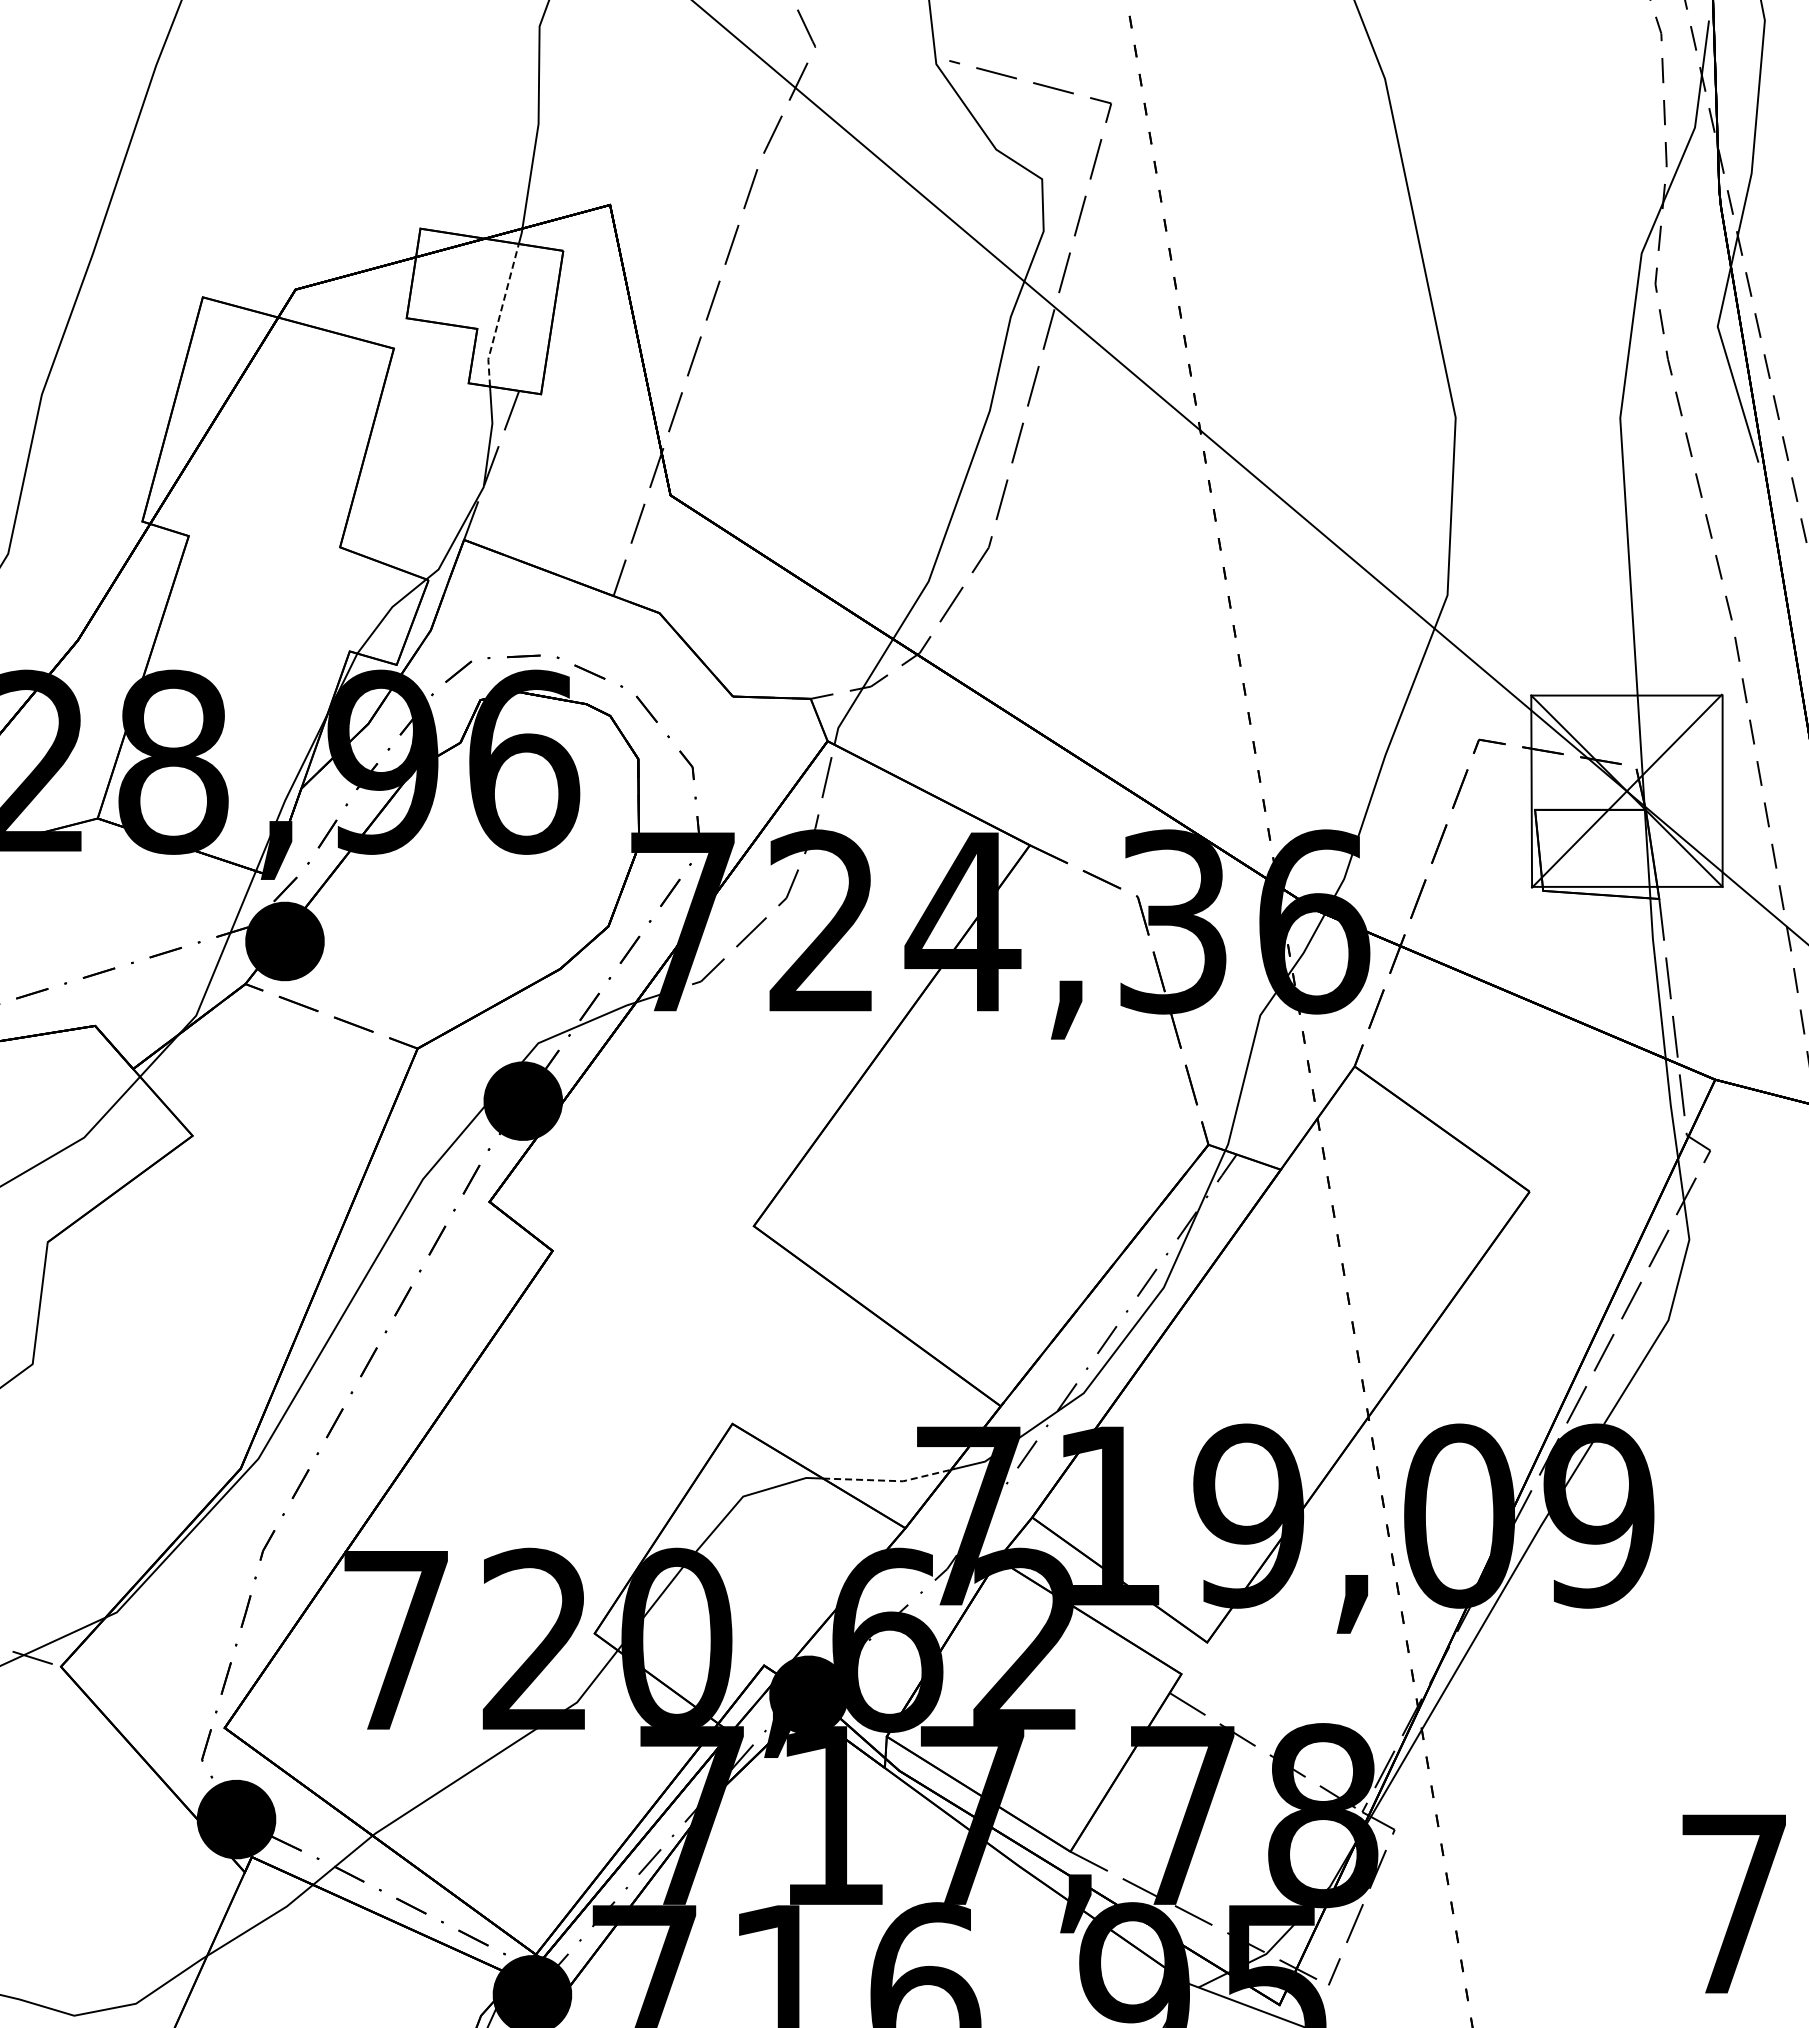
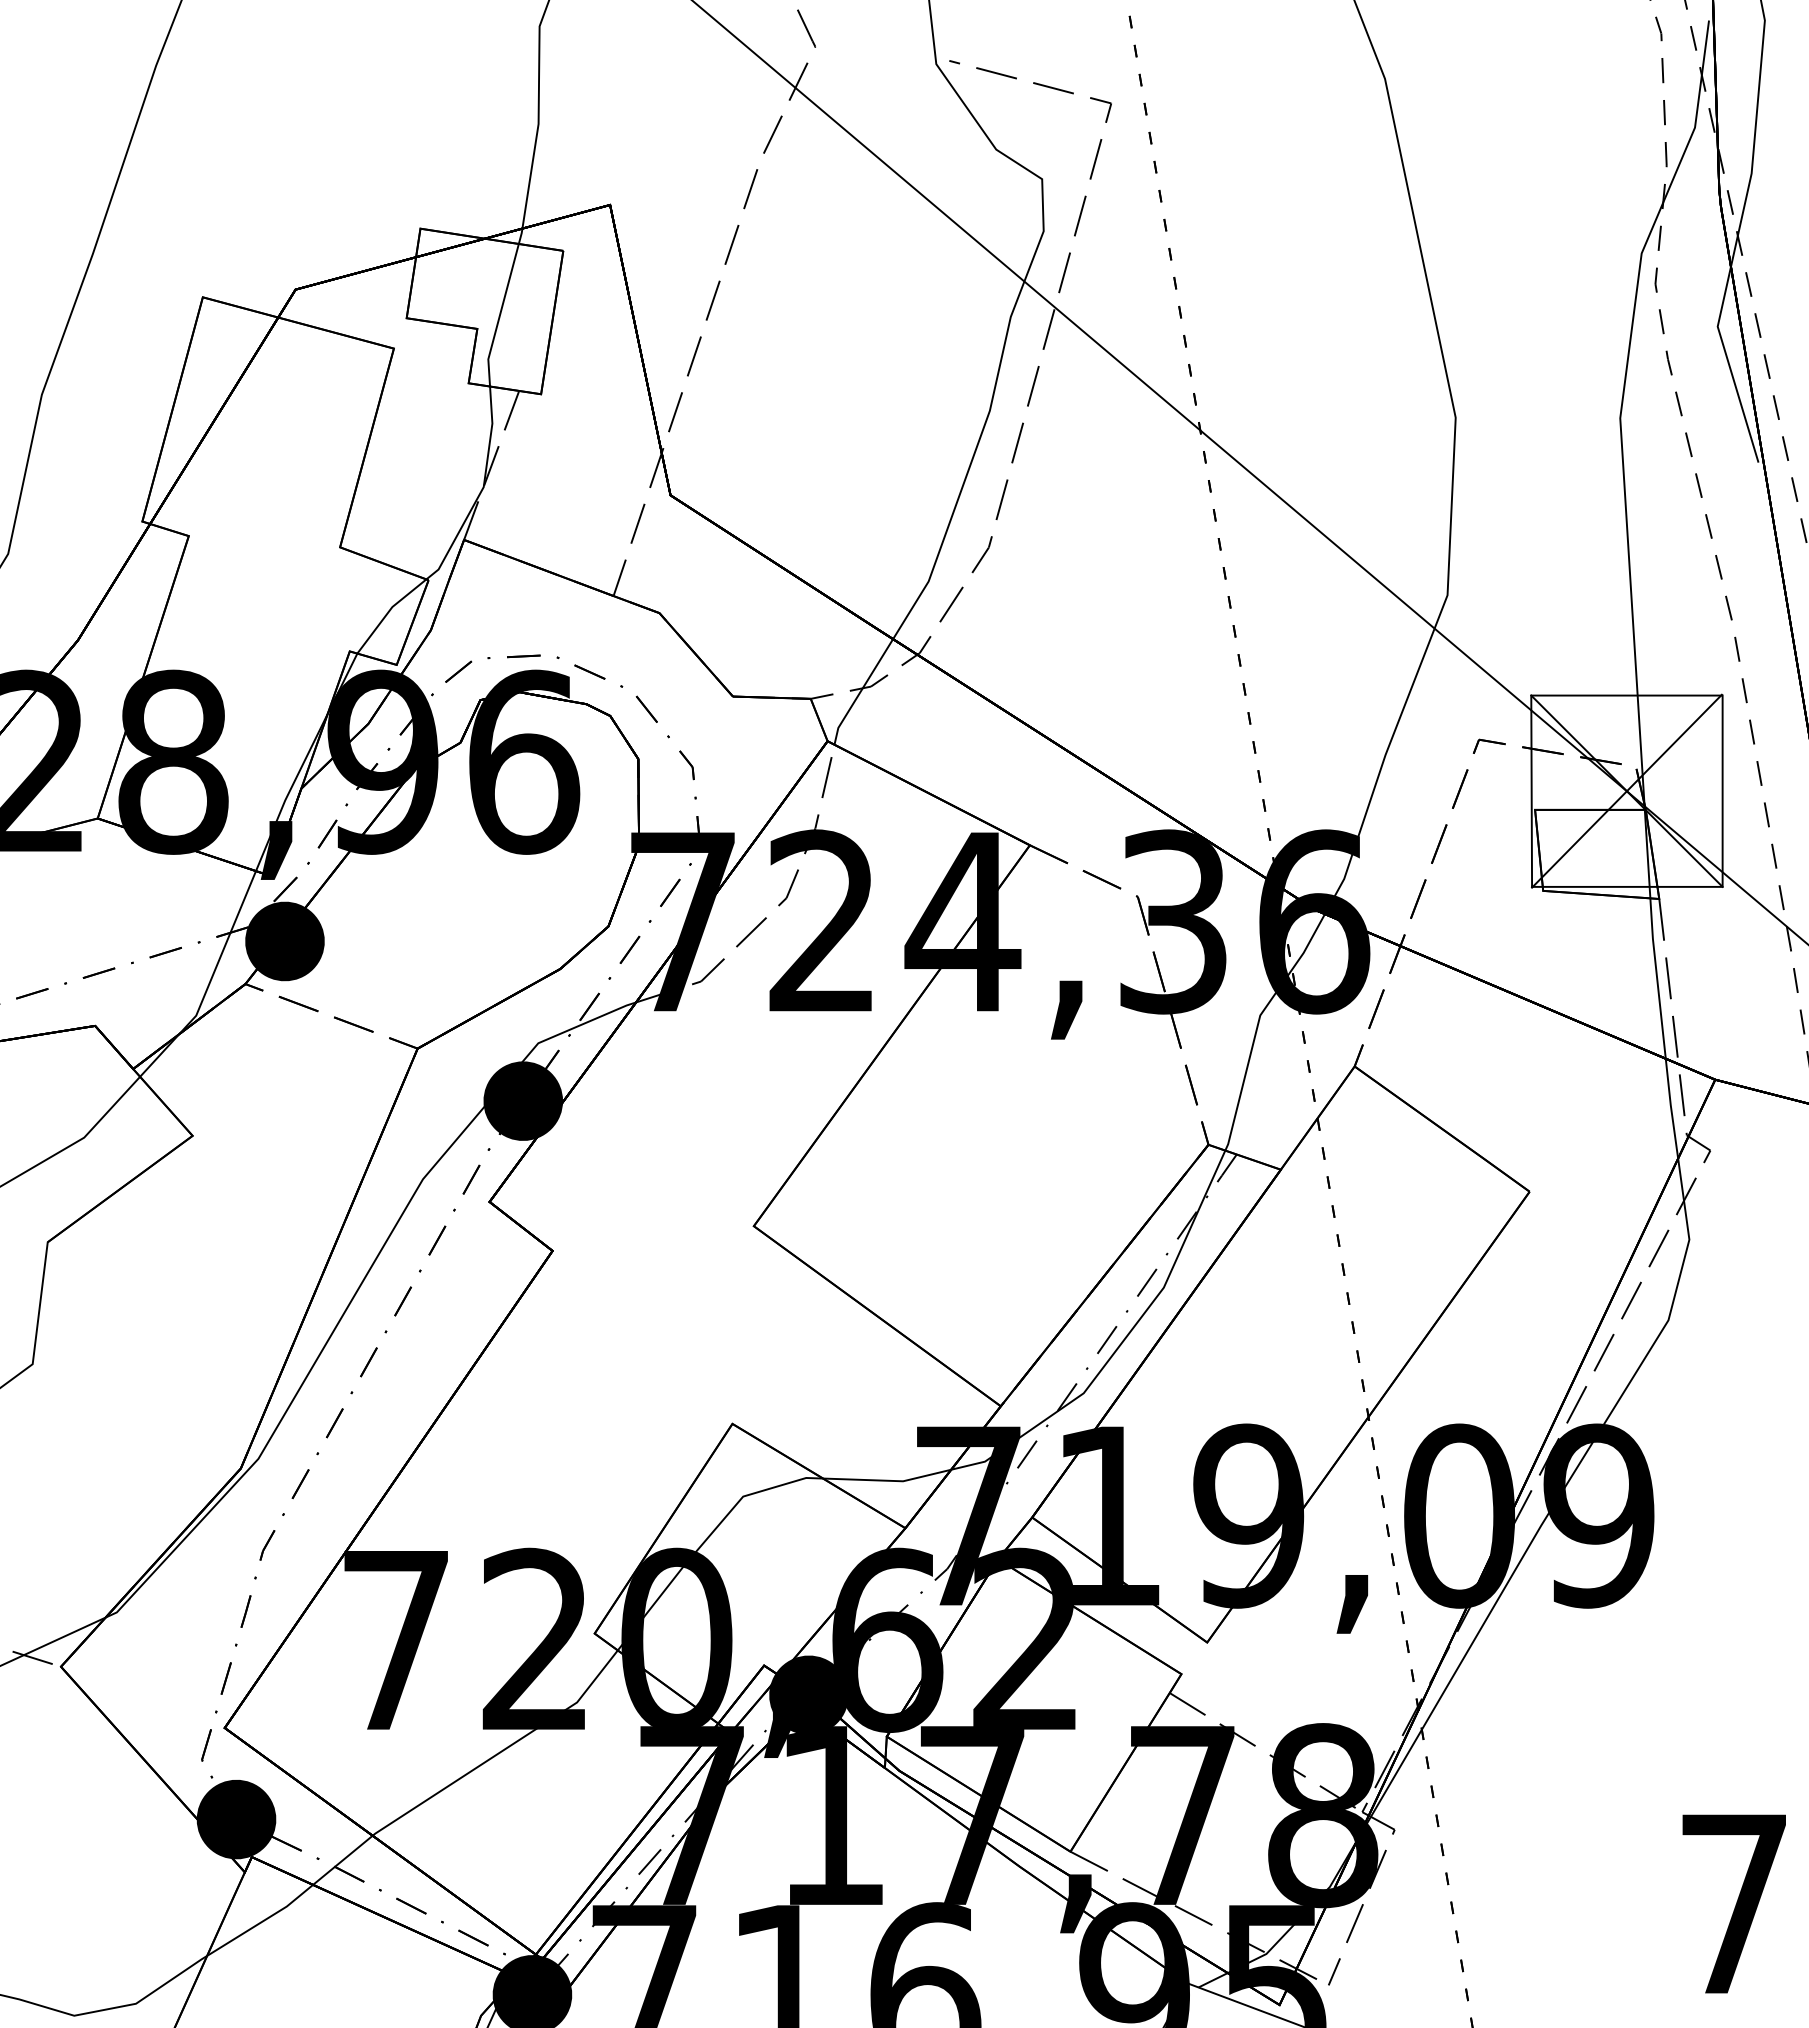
line: dashed -> solid (500, 315)
line: dashed -> solid (888, 1480)
